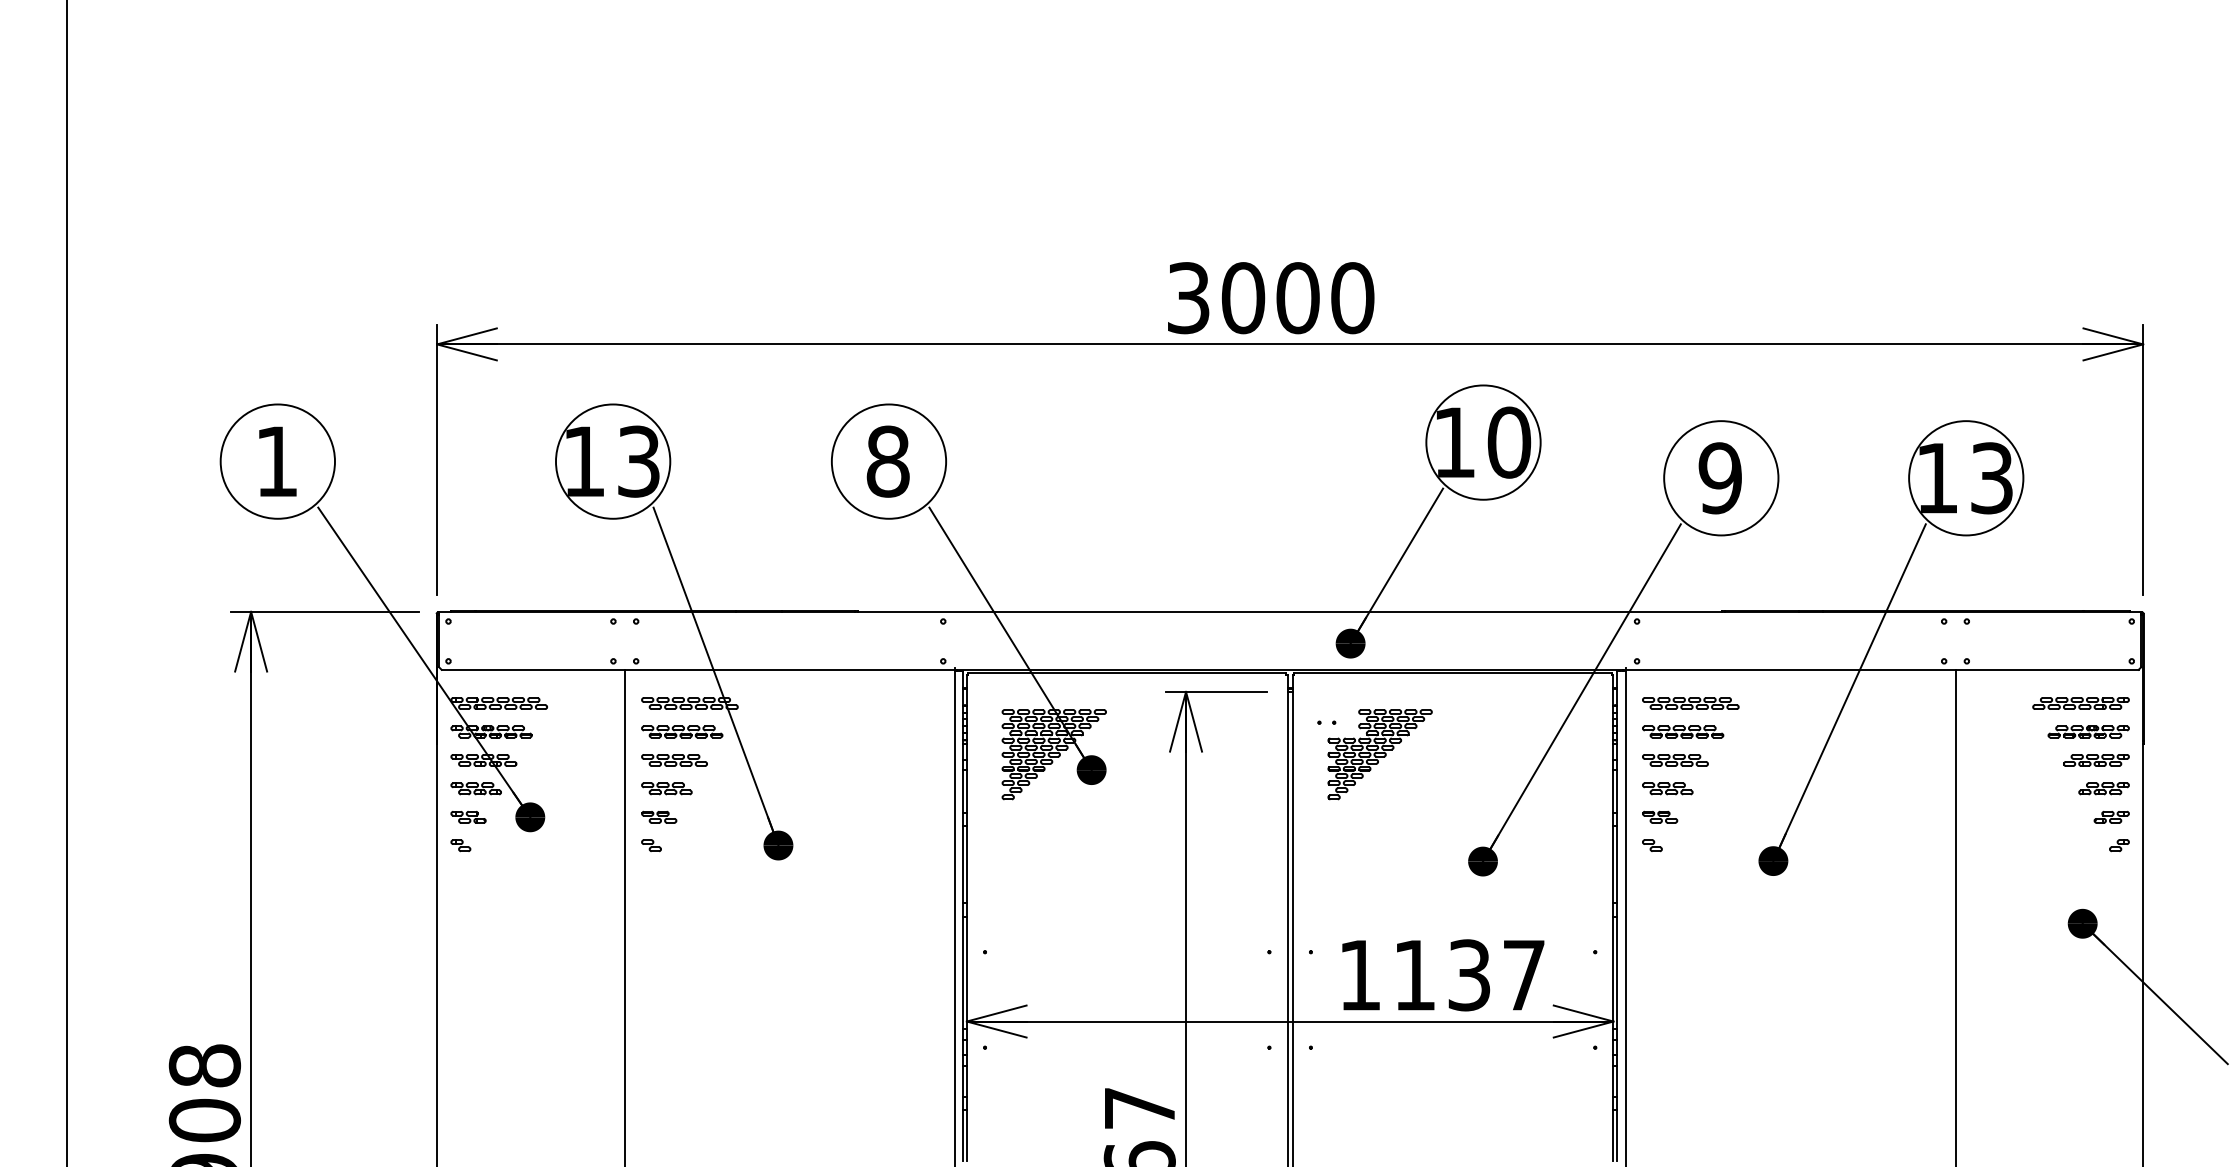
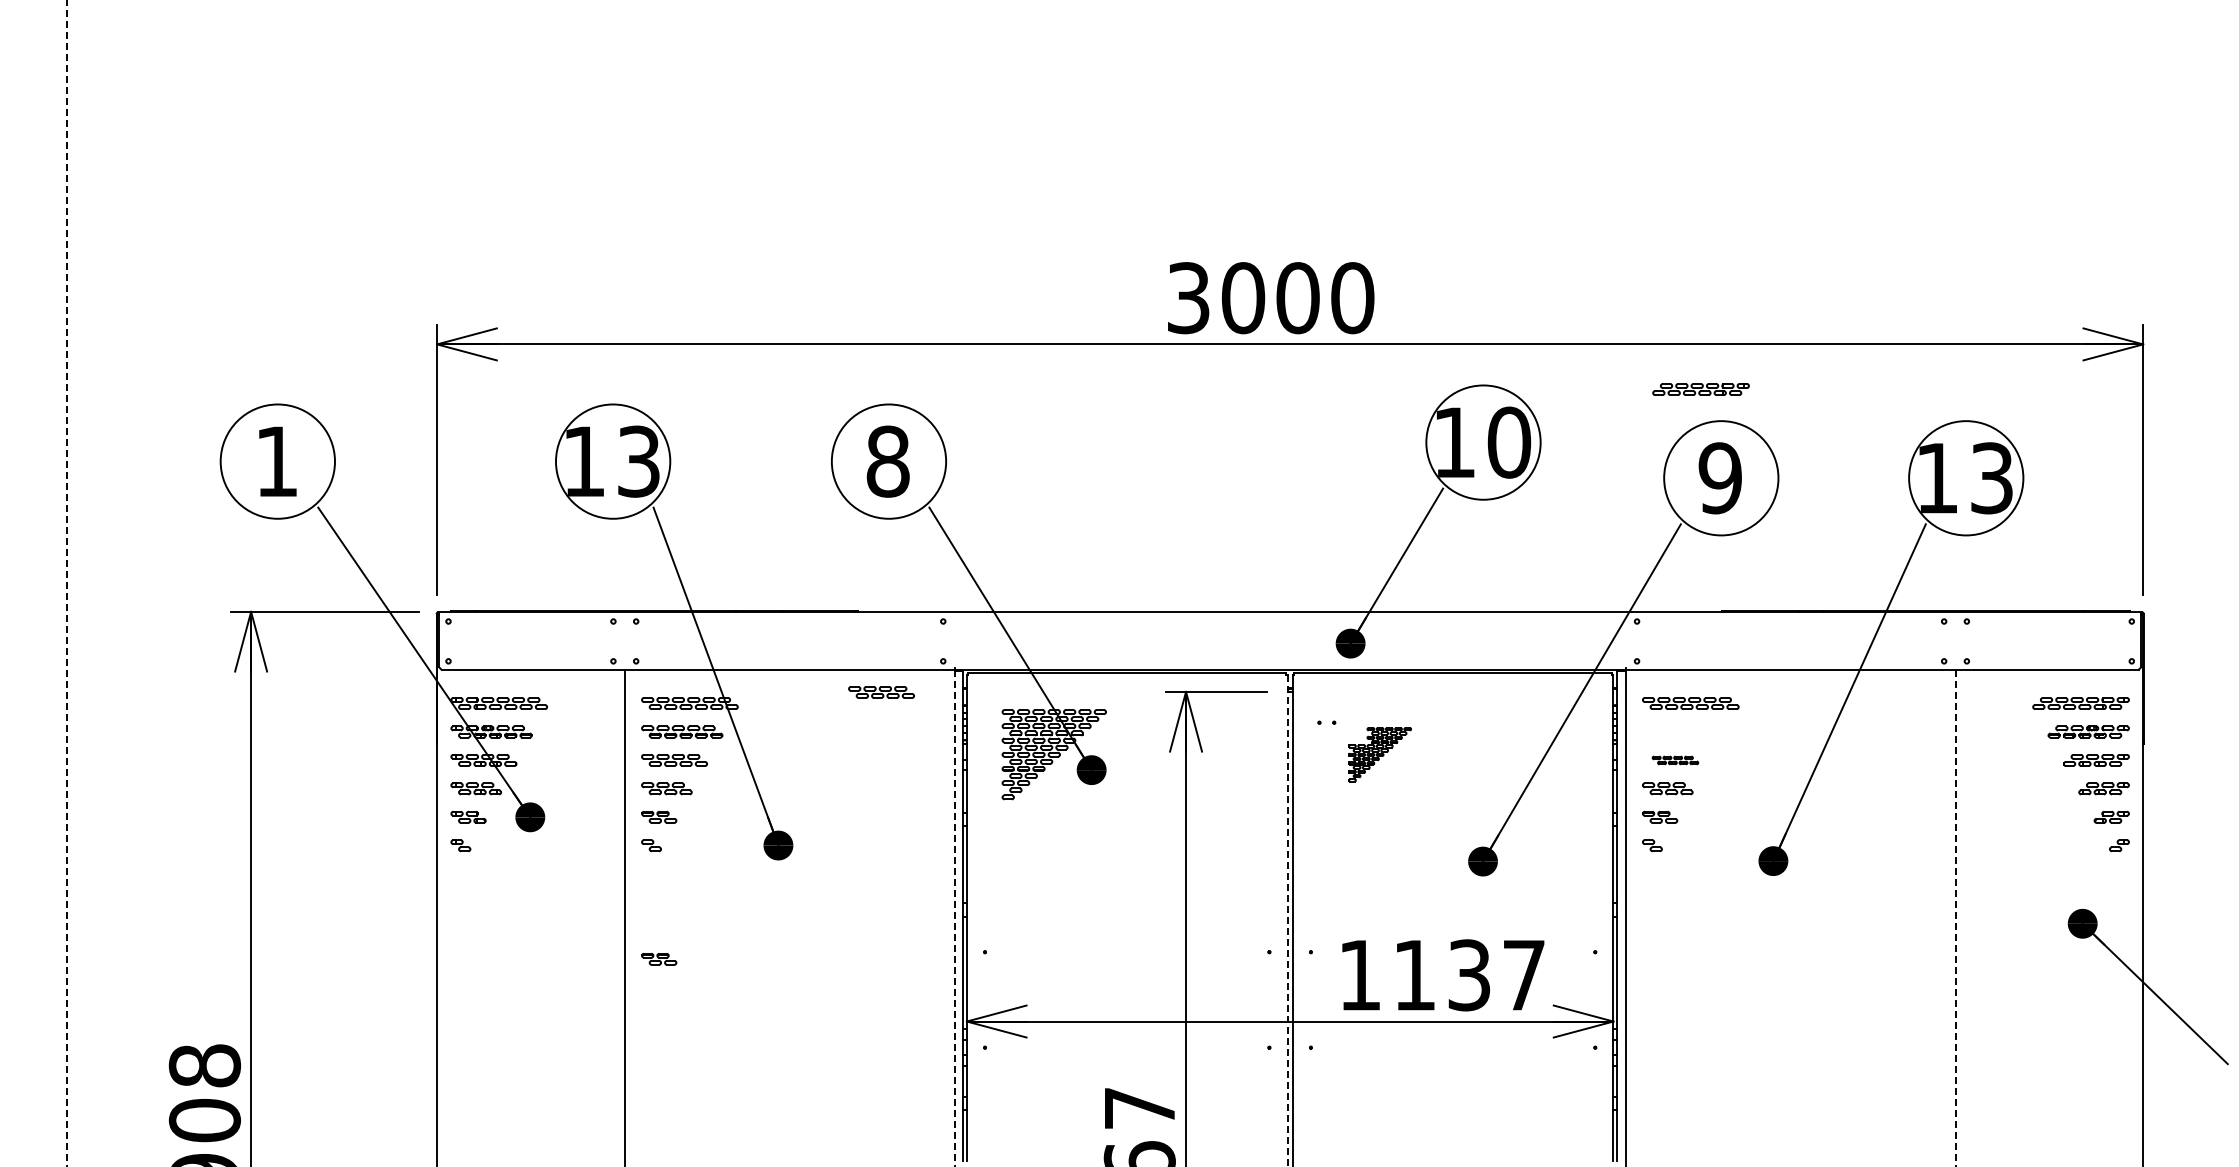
part: none -> present (1700, 389)
line: solid -> dashed (67, 583)
part: none -> present (881, 692)
part: present -> none (1683, 731)
part size: 106x92 px -> 64x56 px (1379, 754)
part size: 67x13 px -> 49x11 px (1675, 760)
line: solid -> dashed (954, 918)
line: solid -> dashed (1955, 918)
line: solid -> dashed (1287, 920)
part: none -> present (659, 958)
